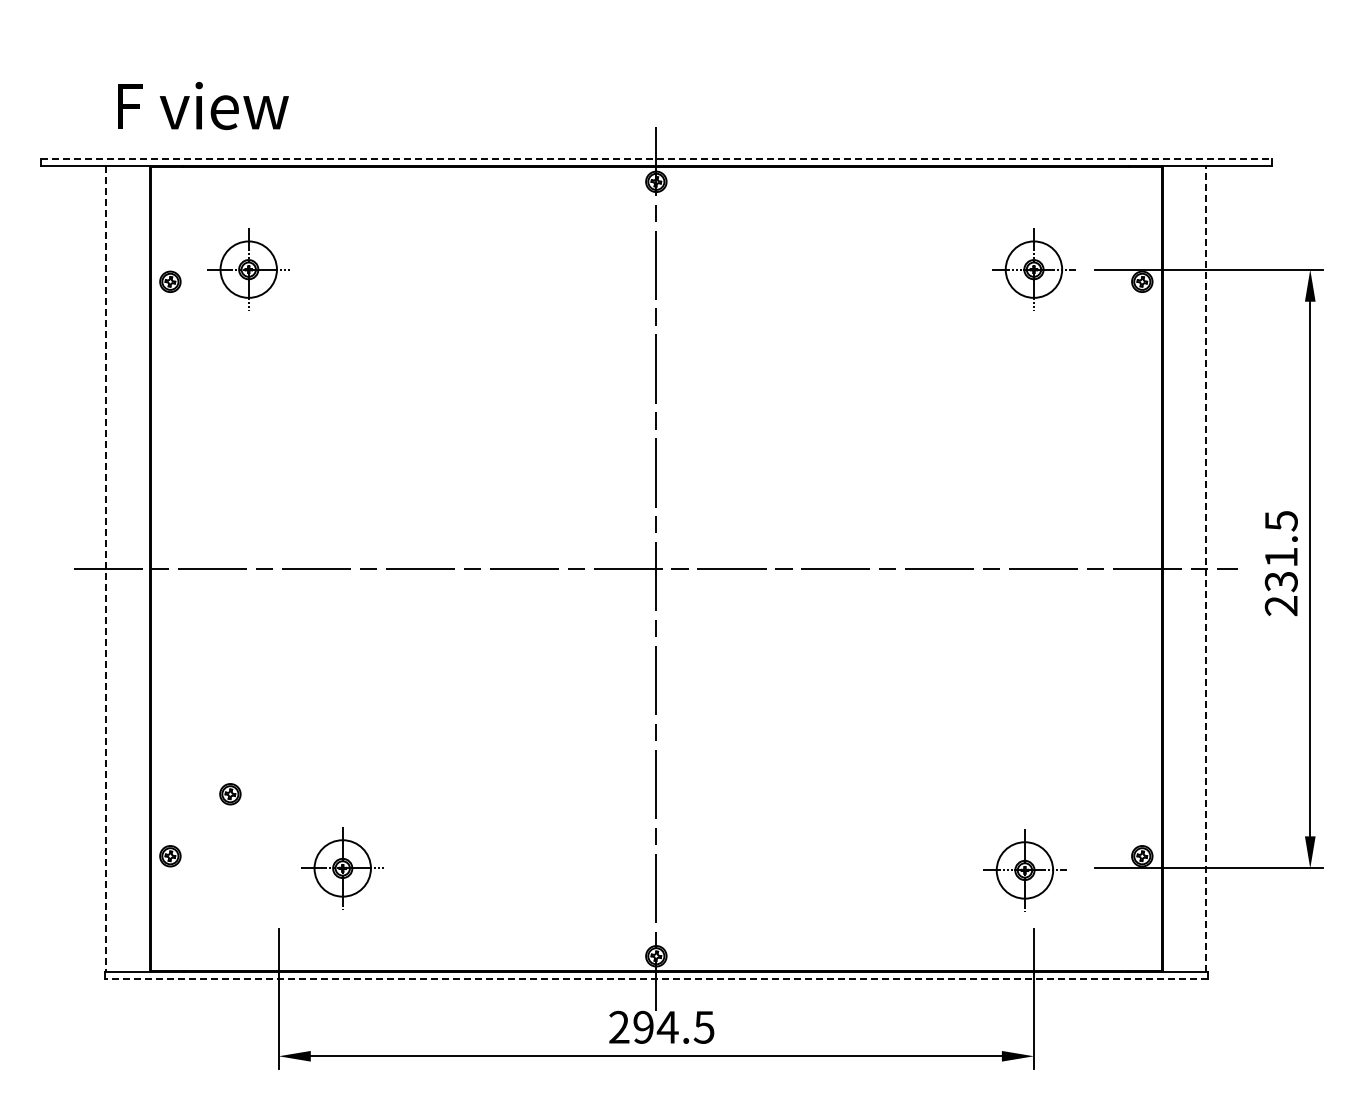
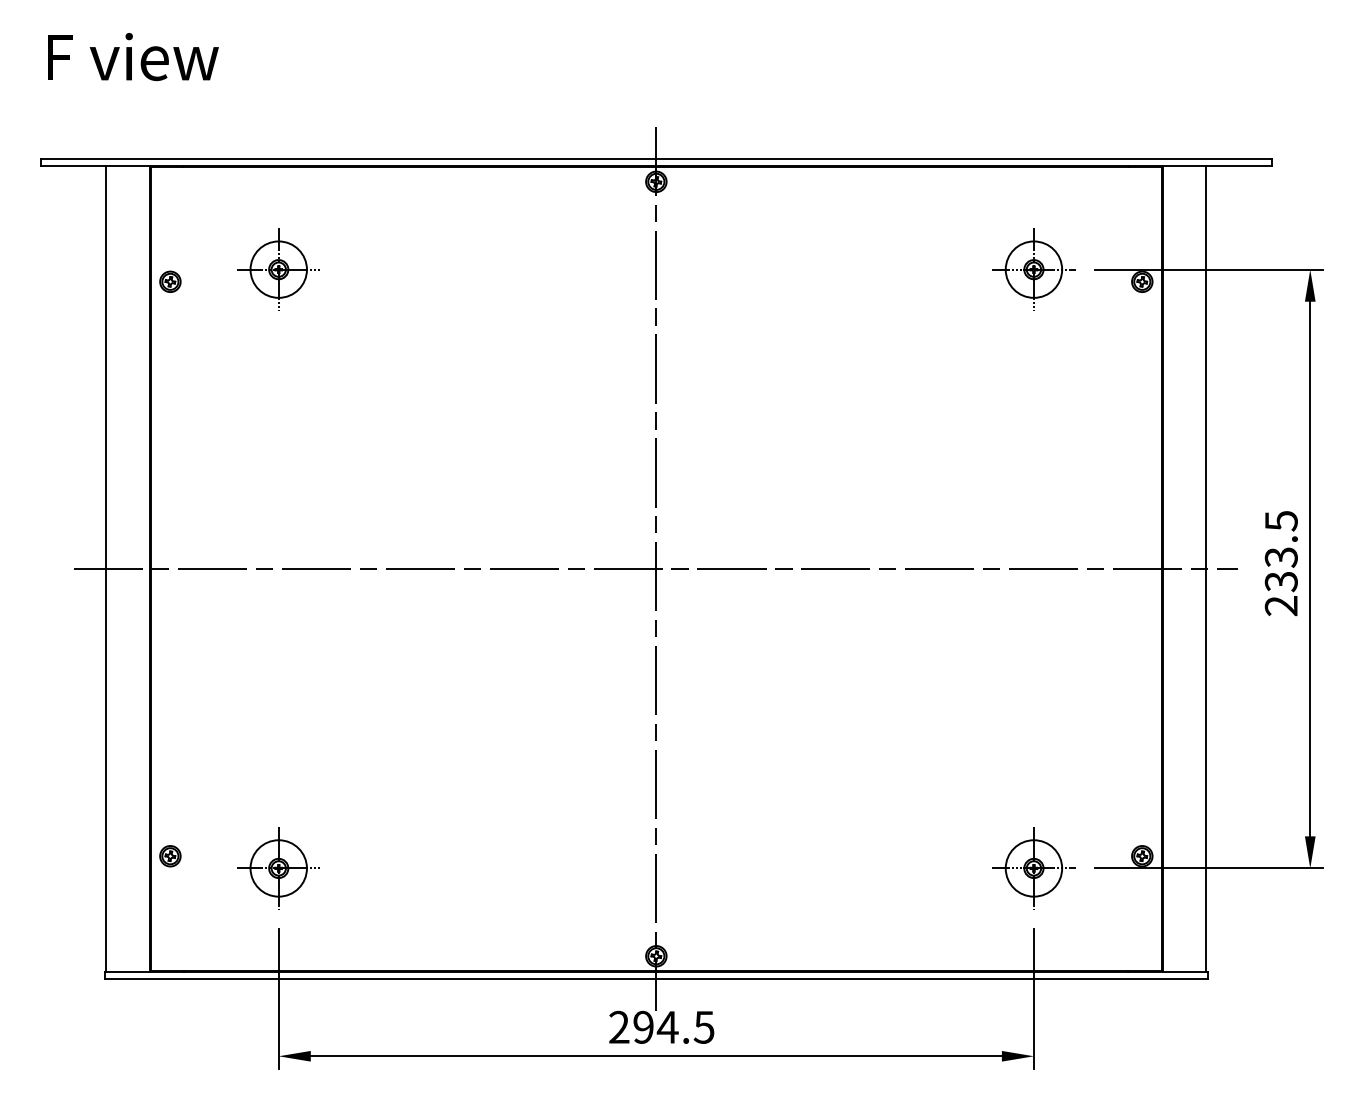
text position: (203, 106) -> (133, 57) (133, 57)
line: dashed -> solid (656, 158)
part position: (248, 269) -> (278, 269) (278, 269)
text: 231.5 -> 233.5 (1280, 557)
line: dashed -> solid (106, 569)
line: dashed -> solid (1206, 569)
part: present -> none (230, 794)
part position: (342, 868) -> (278, 868) (278, 868)
part position: (1024, 870) -> (1033, 868) (1033, 868)
line: dashed -> solid (655, 979)
